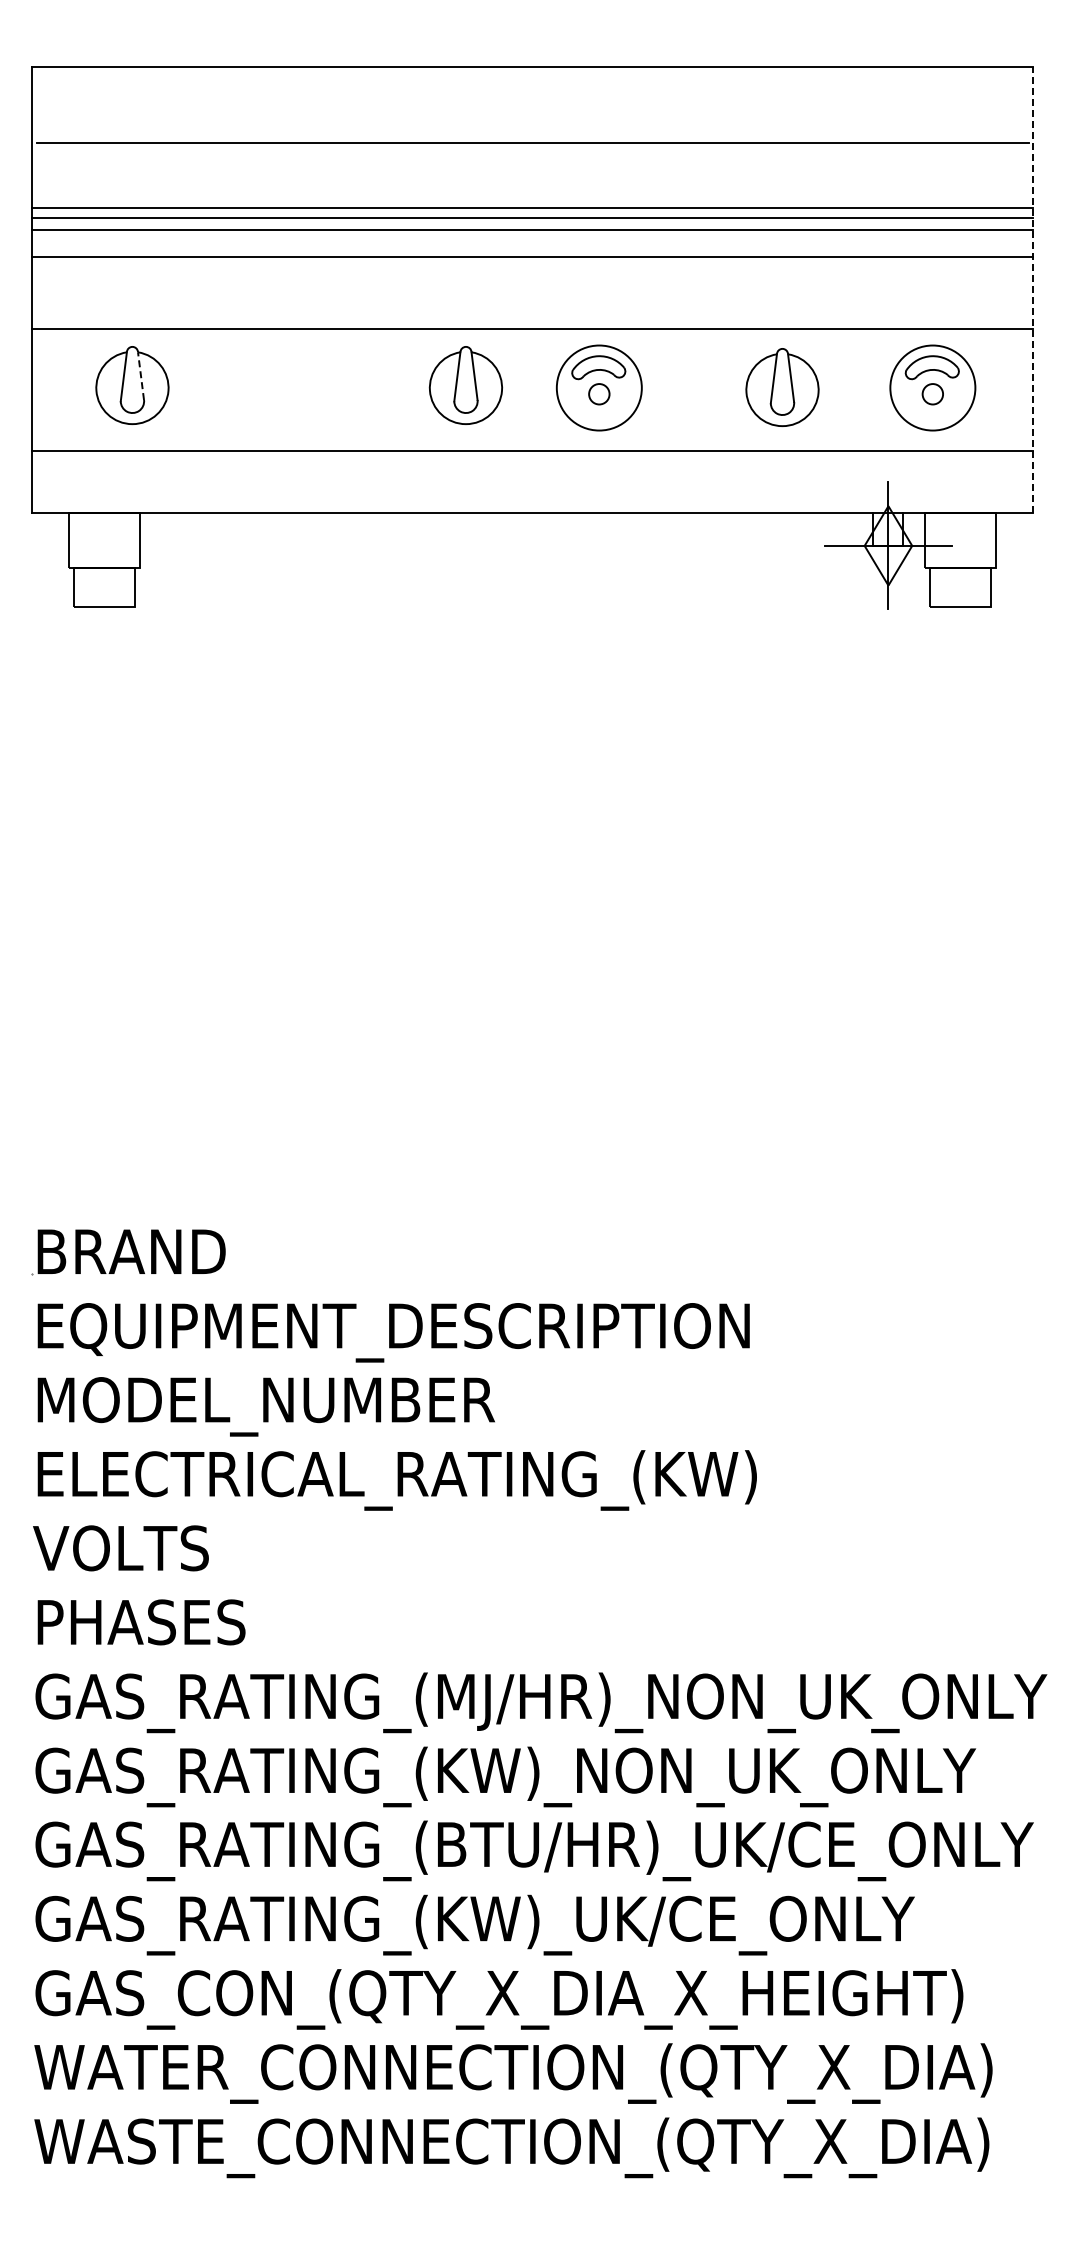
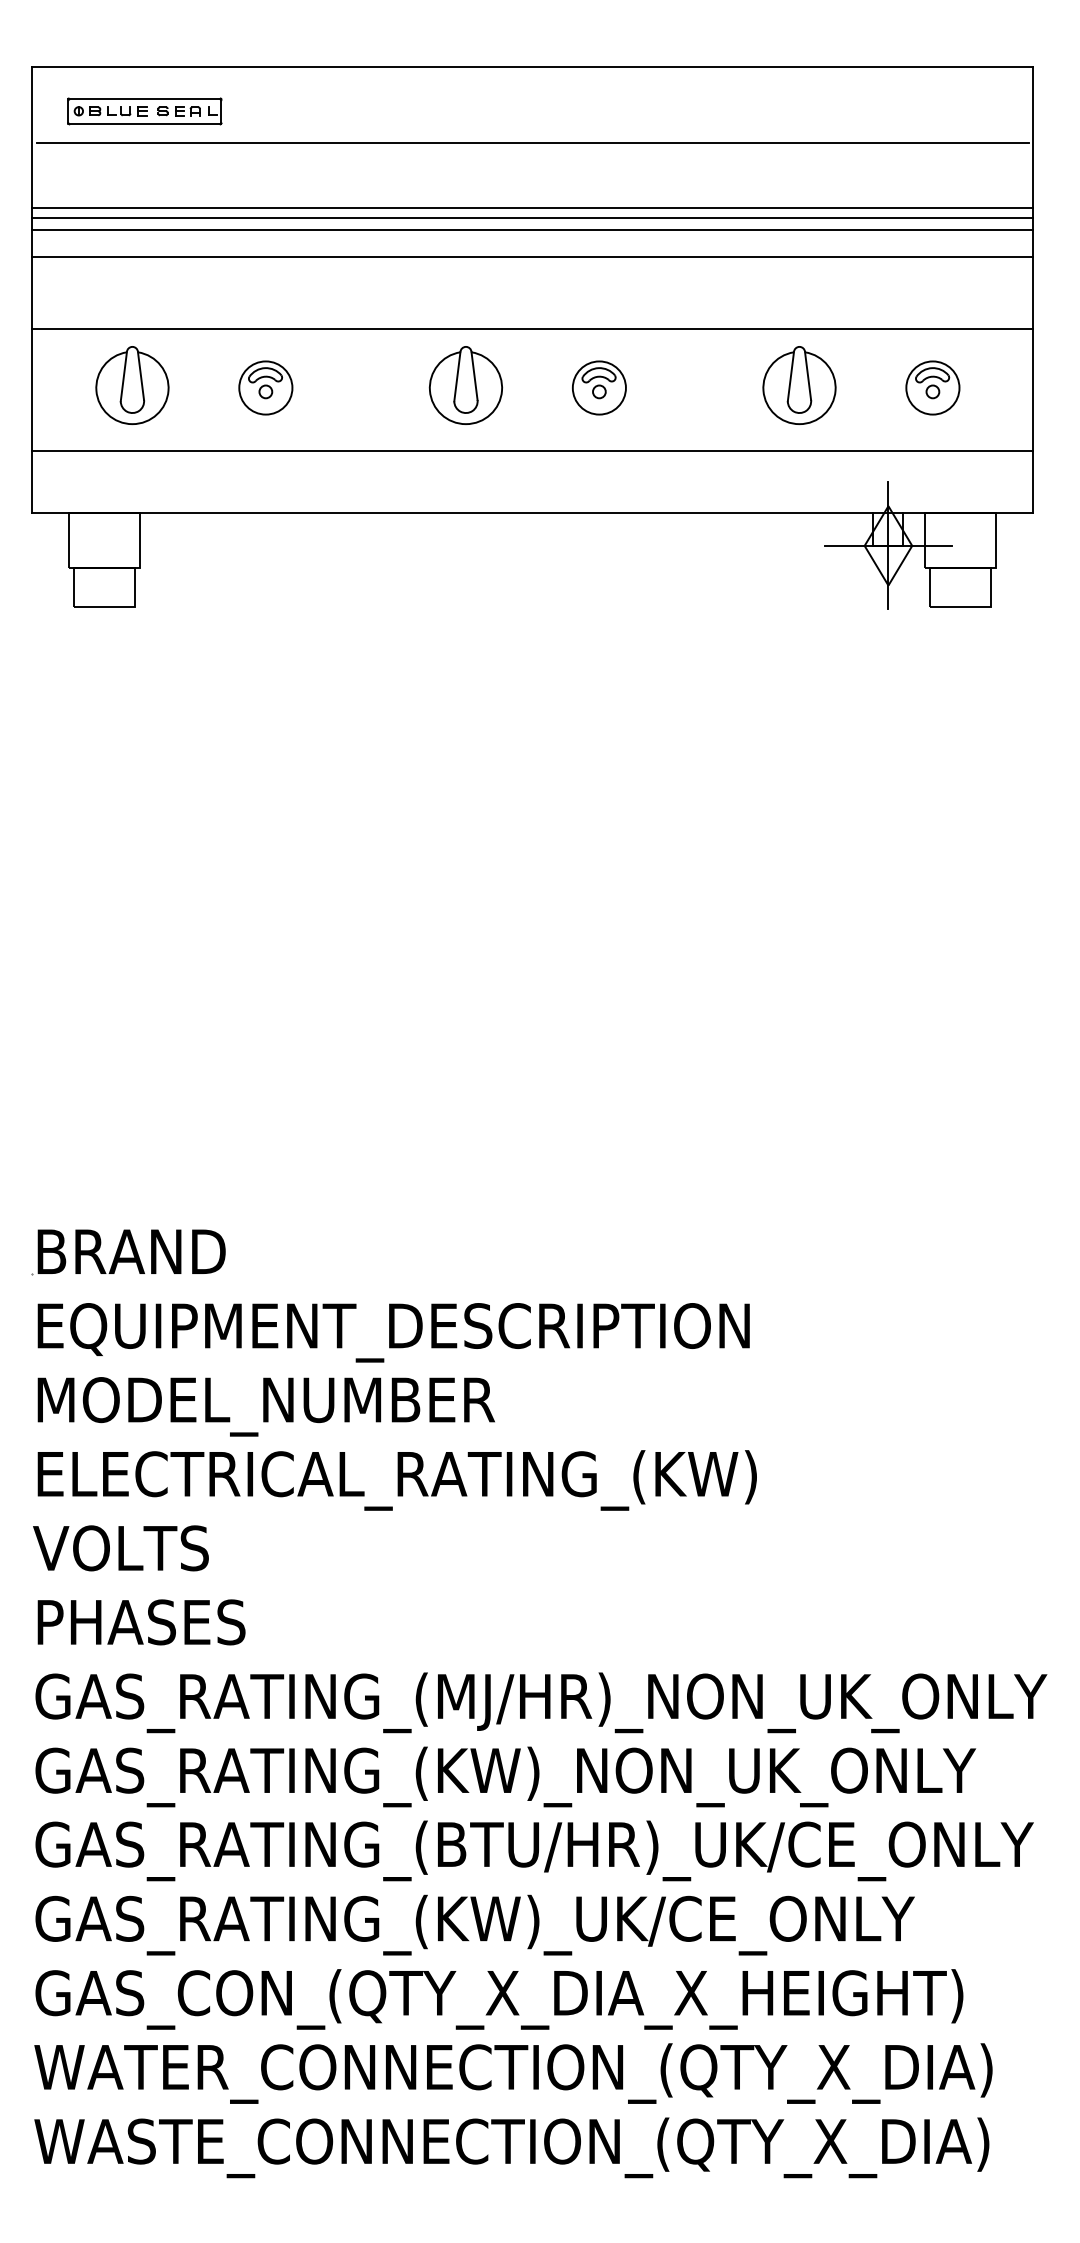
part: none -> present (144, 111)
line: dashed -> solid (1032, 289)
line: dashed -> solid (140, 375)
part: none -> present (265, 387)
part size: 88x88 px -> 55x56 px (599, 387)
part position: (782, 387) -> (799, 385) (799, 385)
part size: 88x88 px -> 56x56 px (932, 387)
